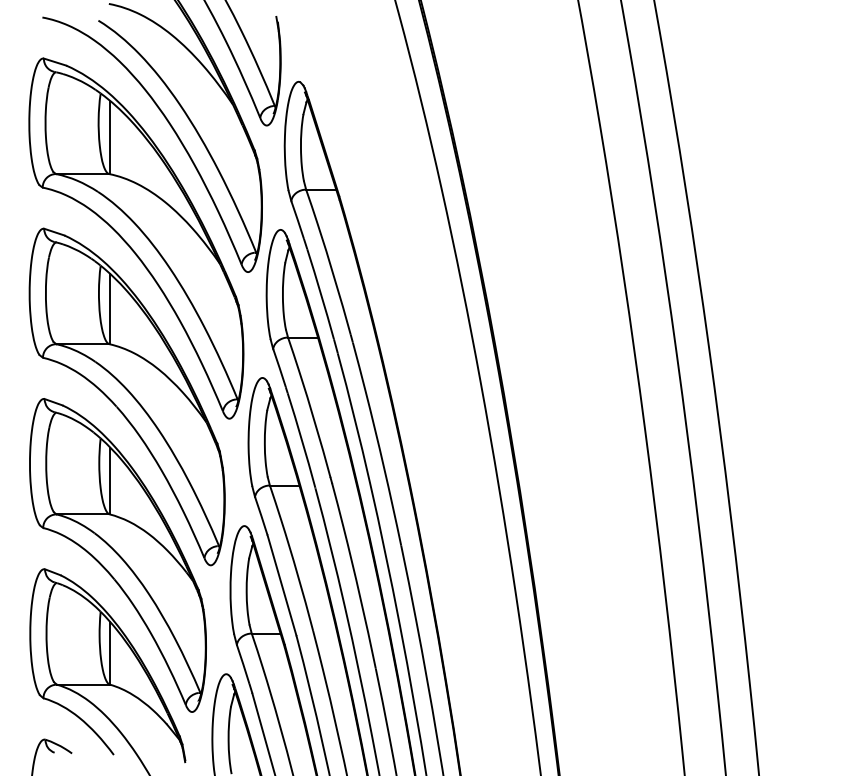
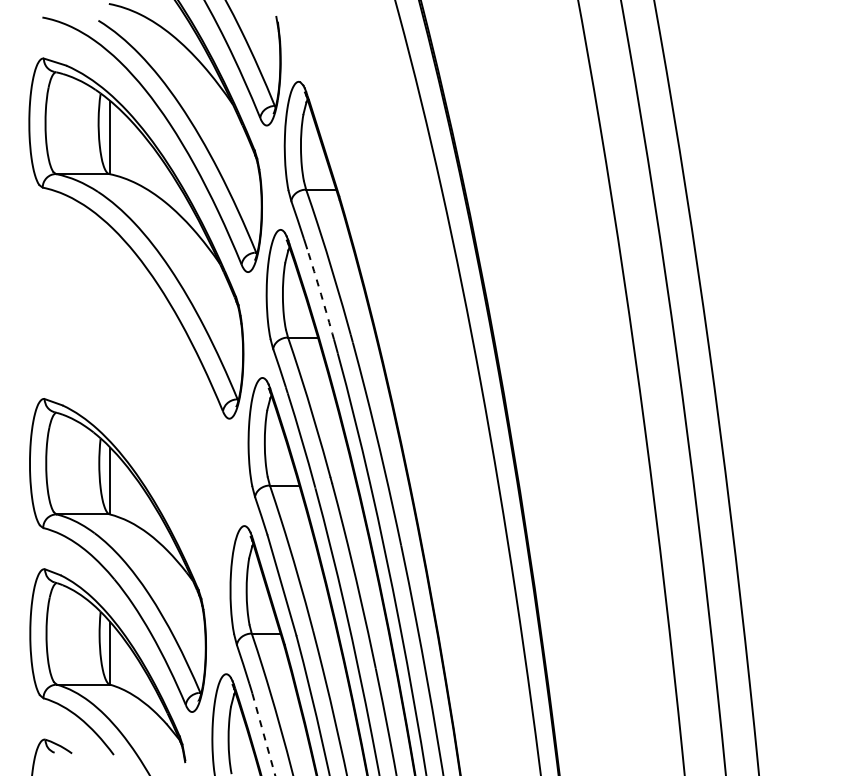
arc: solid -> dashed (321, 294)
part: present -> none (126, 396)
line: solid -> dashed (263, 734)
